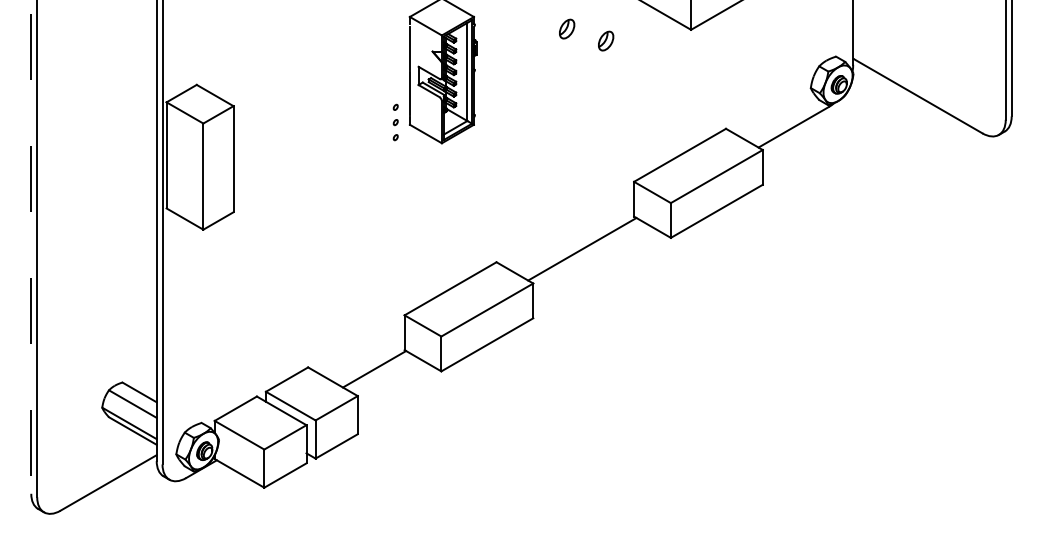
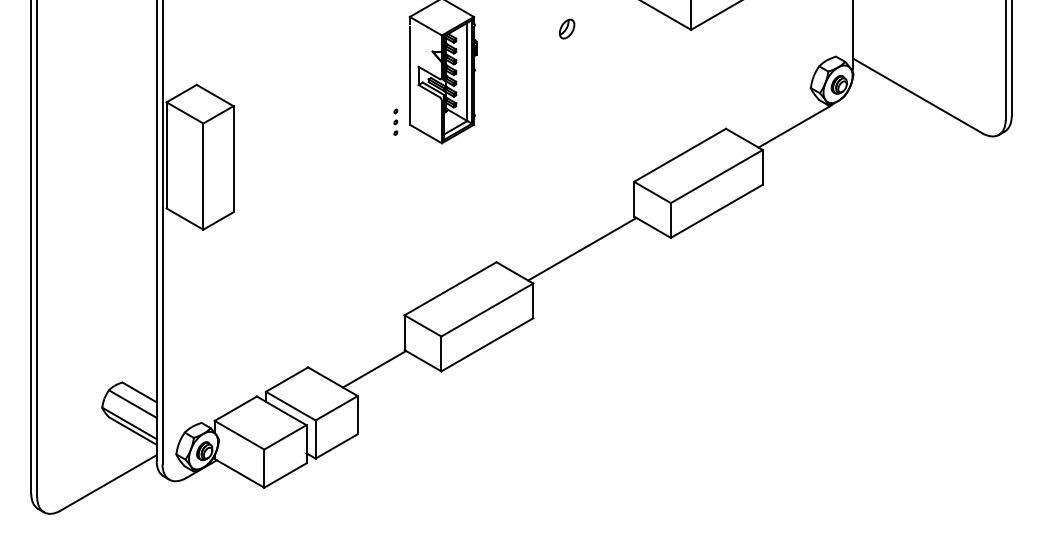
part: present -> none (606, 40)
part size: 7x39 px -> 6x28 px (395, 121)
line: dashed -> solid (31, 247)
